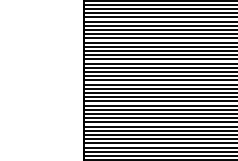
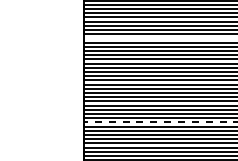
line: present -> none (158, 38)
line: solid -> dashed (160, 122)
